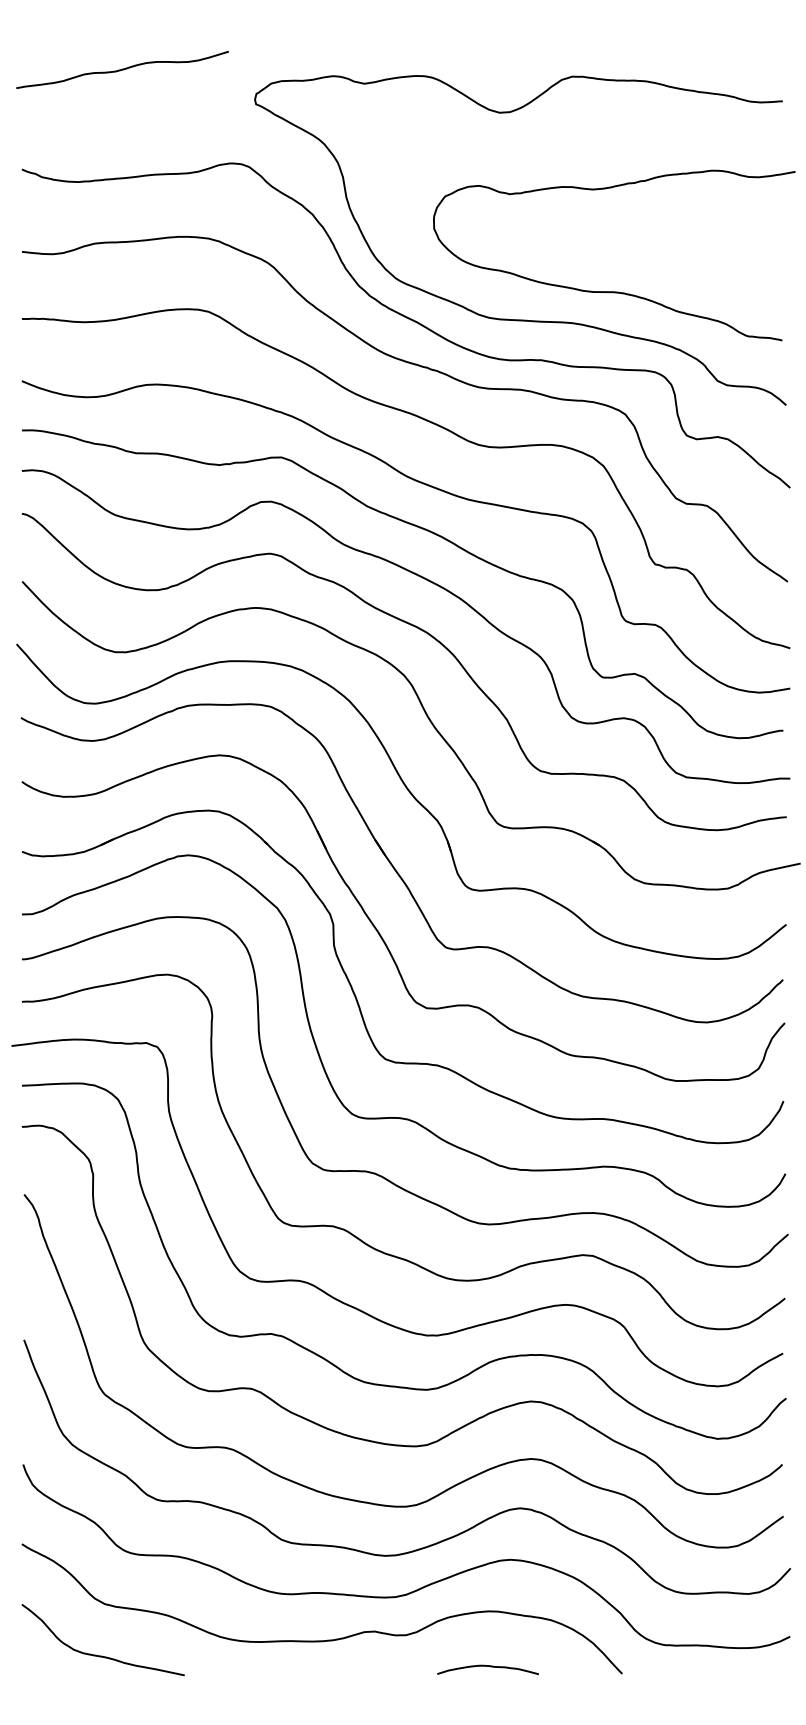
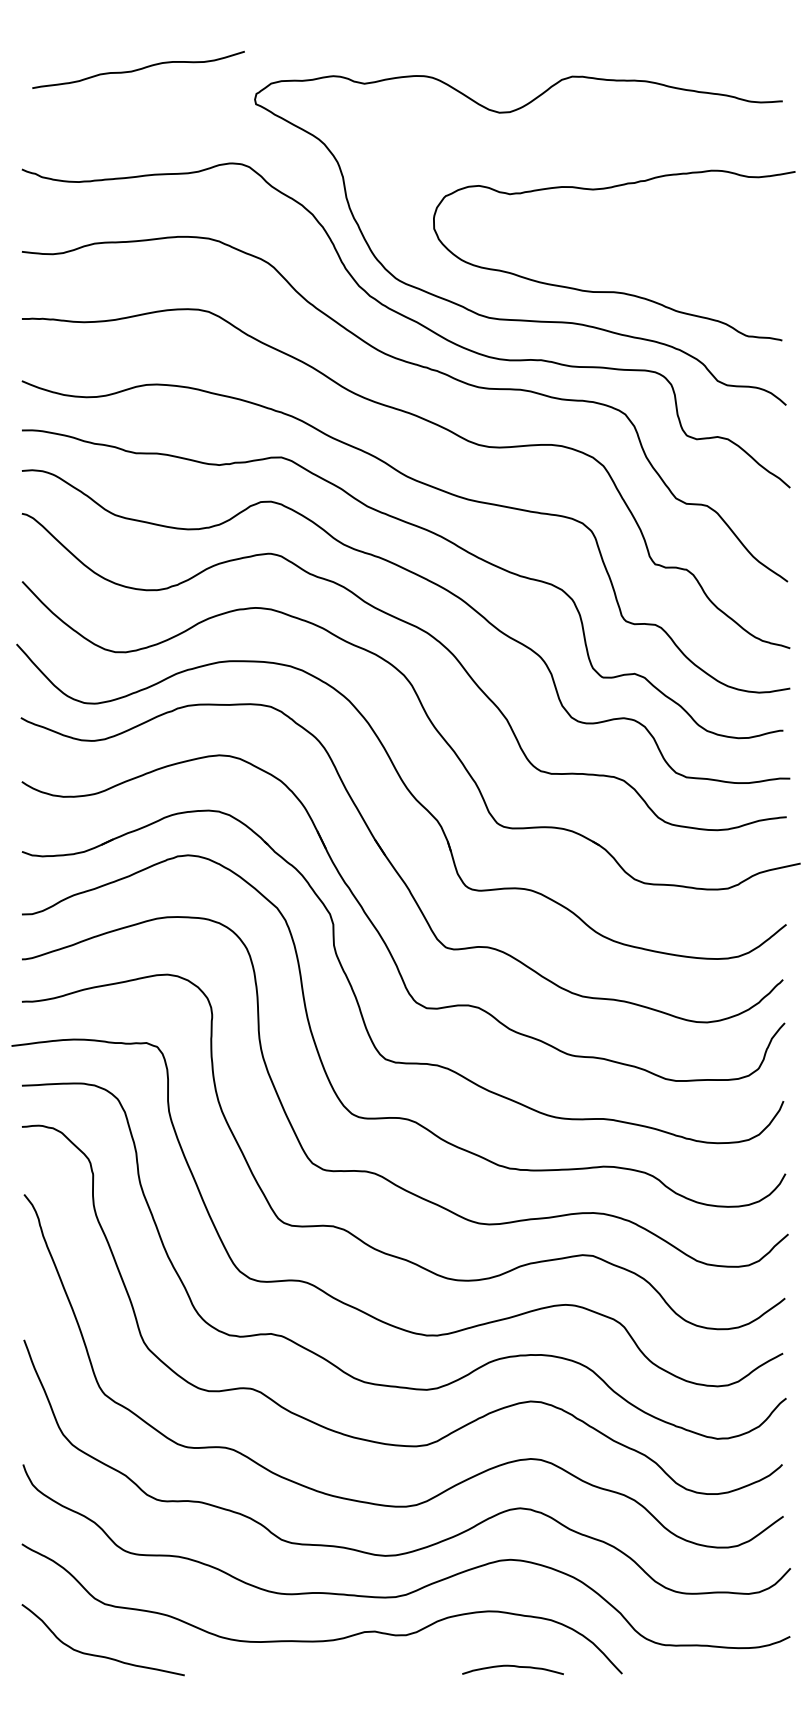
curve position: (122, 69) -> (138, 69) (138, 69)
curve position: (487, 1666) -> (512, 1666) (512, 1666)
